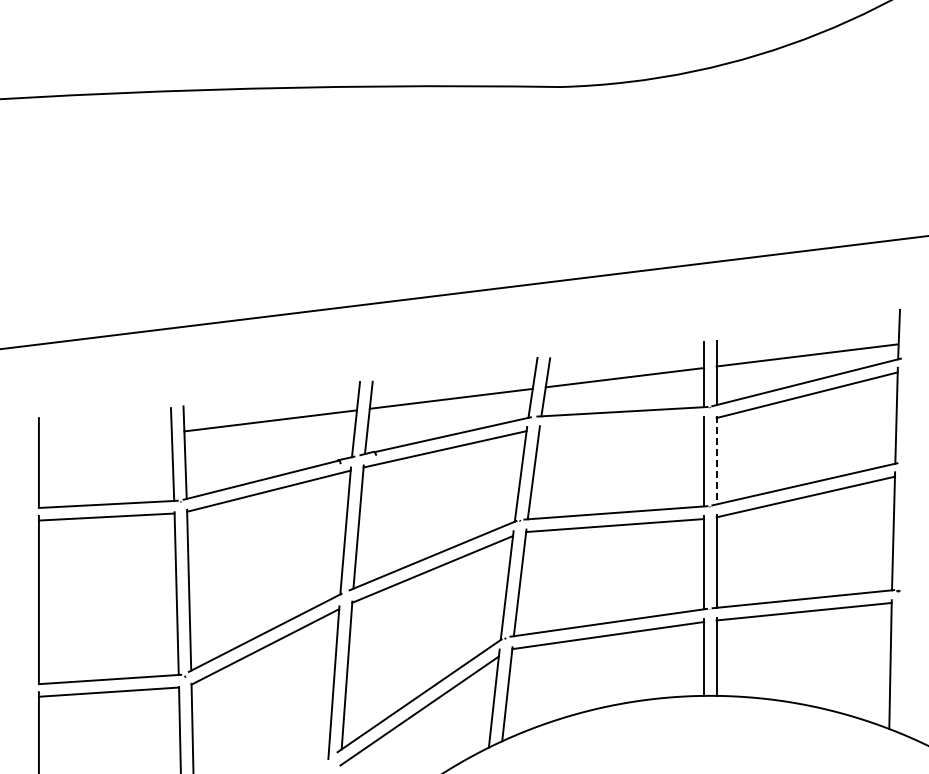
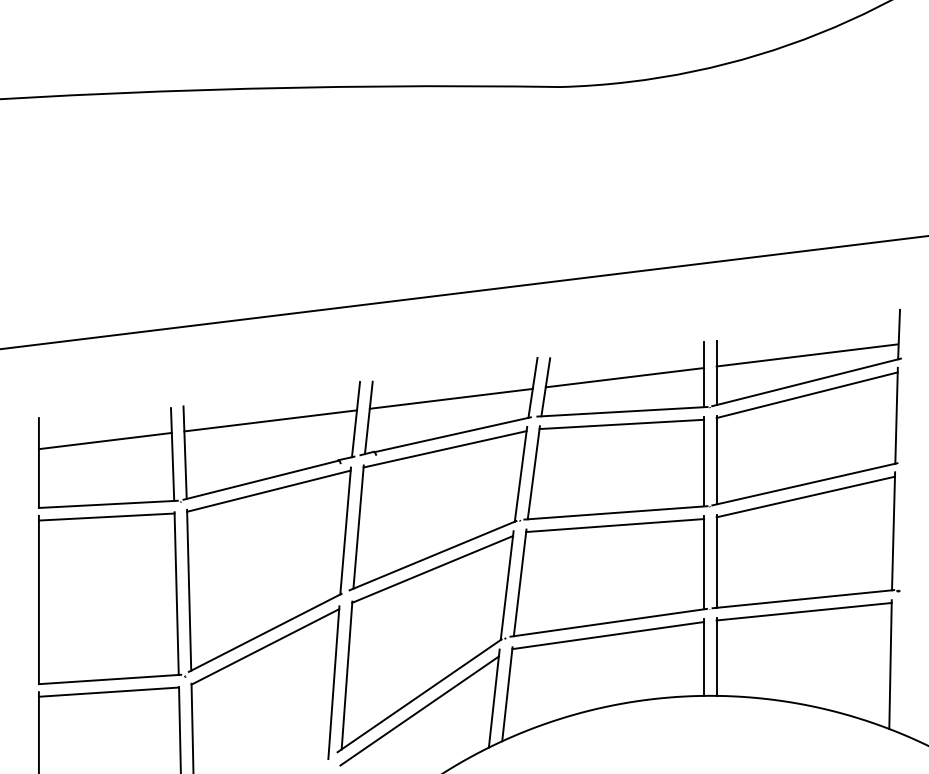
line: none -> present (621, 424)
line: none -> present (104, 440)
line: dashed -> solid (716, 460)
